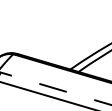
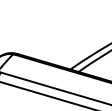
line: dashed -> solid (56, 88)
